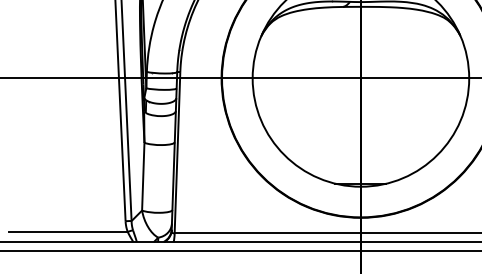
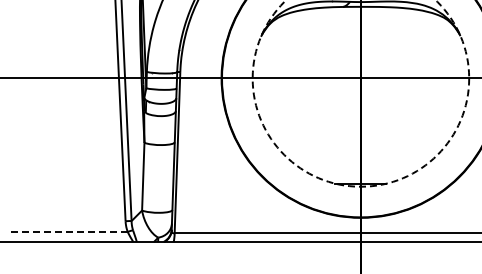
circle: solid -> dashed (360, 93)
line: solid -> dashed (67, 232)
line: present -> none (240, 251)
